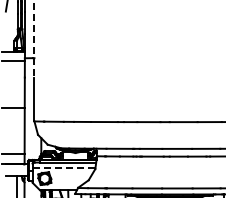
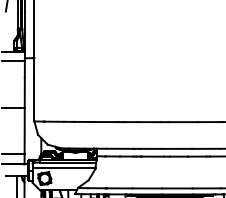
line: dashed -> solid (34, 39)
line: dashed -> solid (64, 167)
